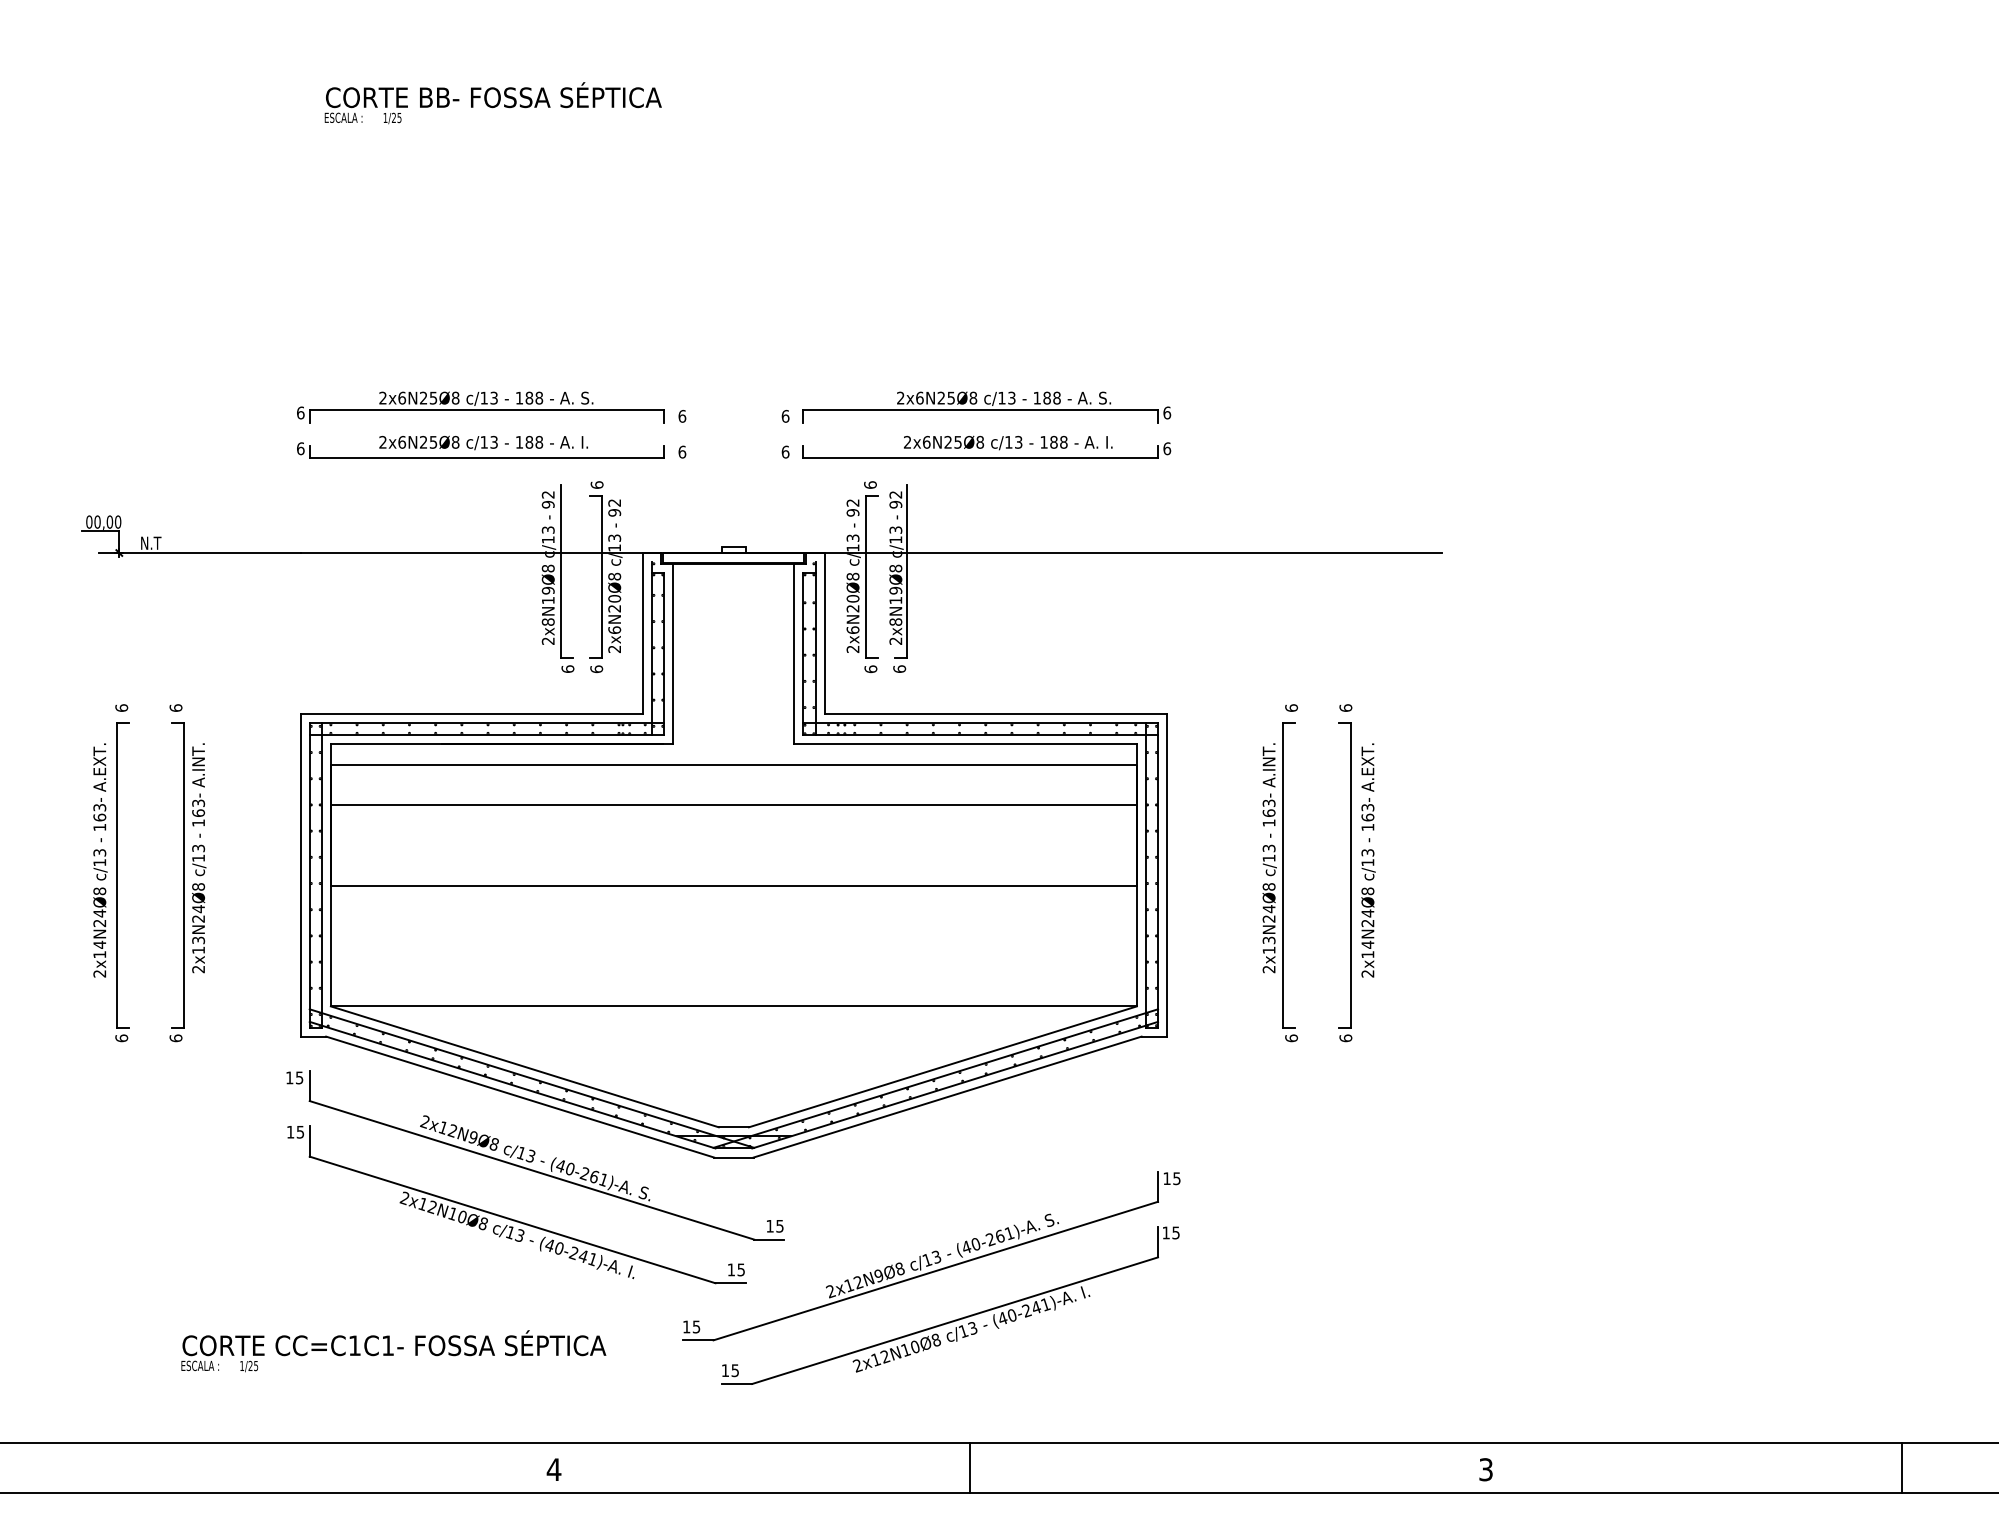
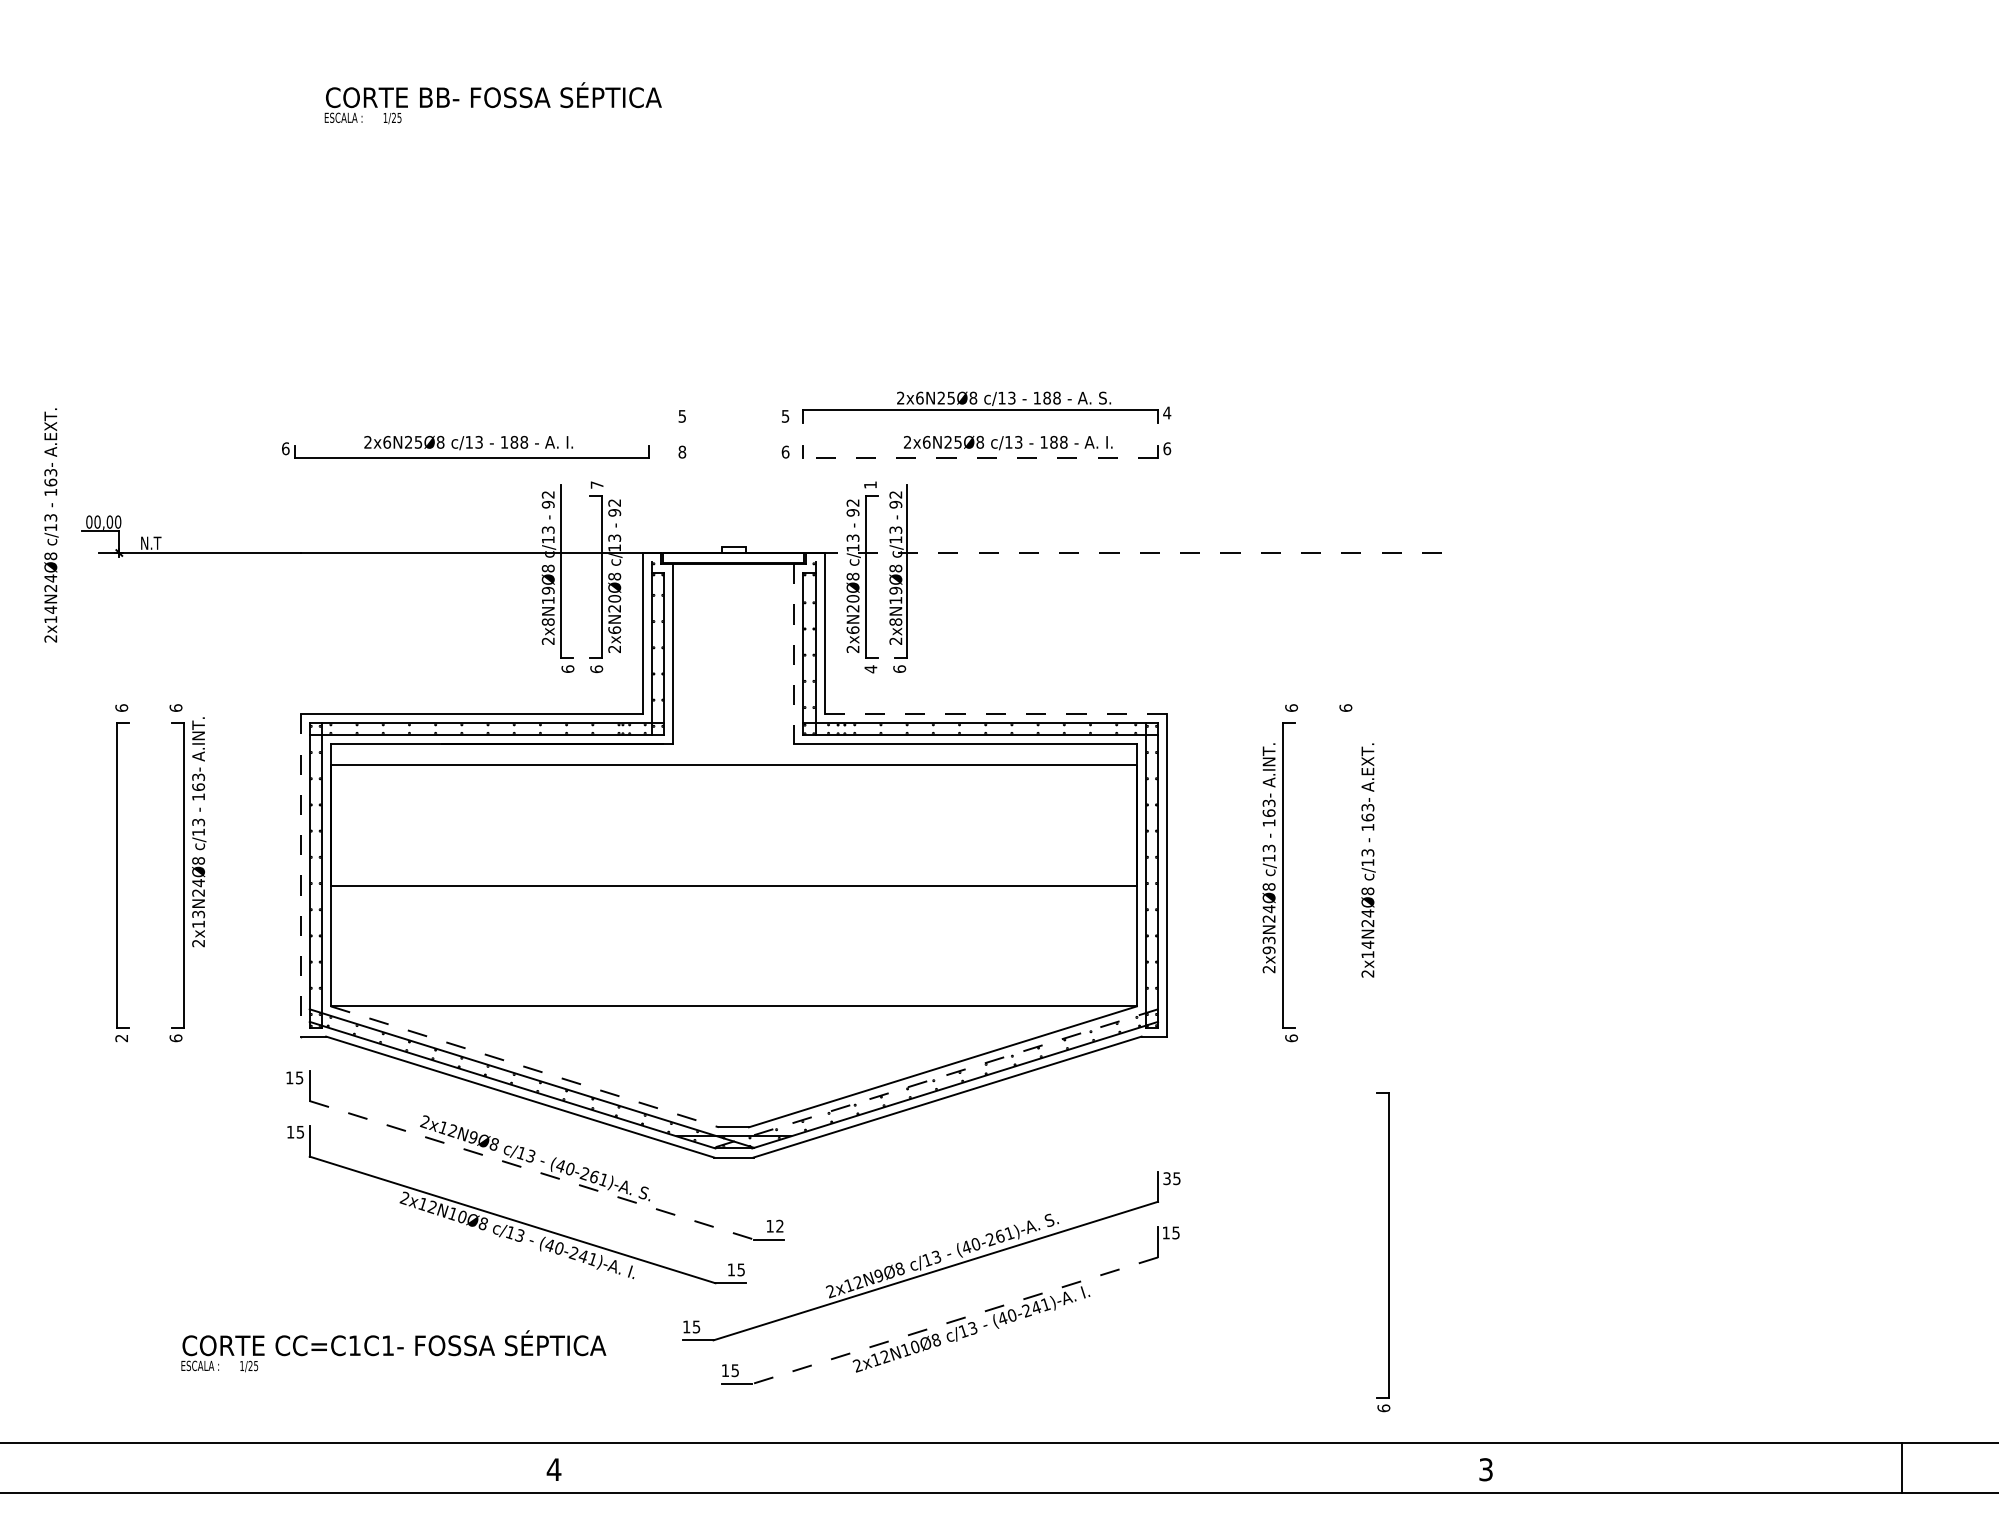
part: present -> none (480, 407)
text: 6 -> 4 (1167, 412)
text: 6 -> 5 (682, 415)
text: 6 -> 5 (785, 415)
part position: (480, 446) -> (465, 446) (465, 446)
text: 6 -> 8 (682, 451)
line: solid -> dashed (980, 458)
text: 6 -> 7 (596, 484)
text: 6 -> 1 (870, 484)
line: solid -> dashed (1133, 553)
line: solid -> dashed (794, 654)
text: 6 -> 4 (870, 669)
line: solid -> dashed (995, 714)
line: present -> none (733, 804)
text position: (199, 858) -> (199, 832) (199, 832)
text position: (100, 860) -> (51, 525) (51, 525)
line: solid -> dashed (300, 875)
part position: (1345, 882) -> (1383, 1252) (1383, 1252)
text: 2x13N24Ø8 -> 2x93N24Ø8 (1268, 950)
text: 6 -> 2 (121, 1038)
line: solid -> dashed (525, 1067)
line: solid -> dashed (935, 1078)
line: solid -> dashed (531, 1170)
text: 15 -> 35 (1166, 1178)
text: 15 -> 12 (779, 1225)
line: solid -> dashed (955, 1320)
line: present -> none (970, 1467)
